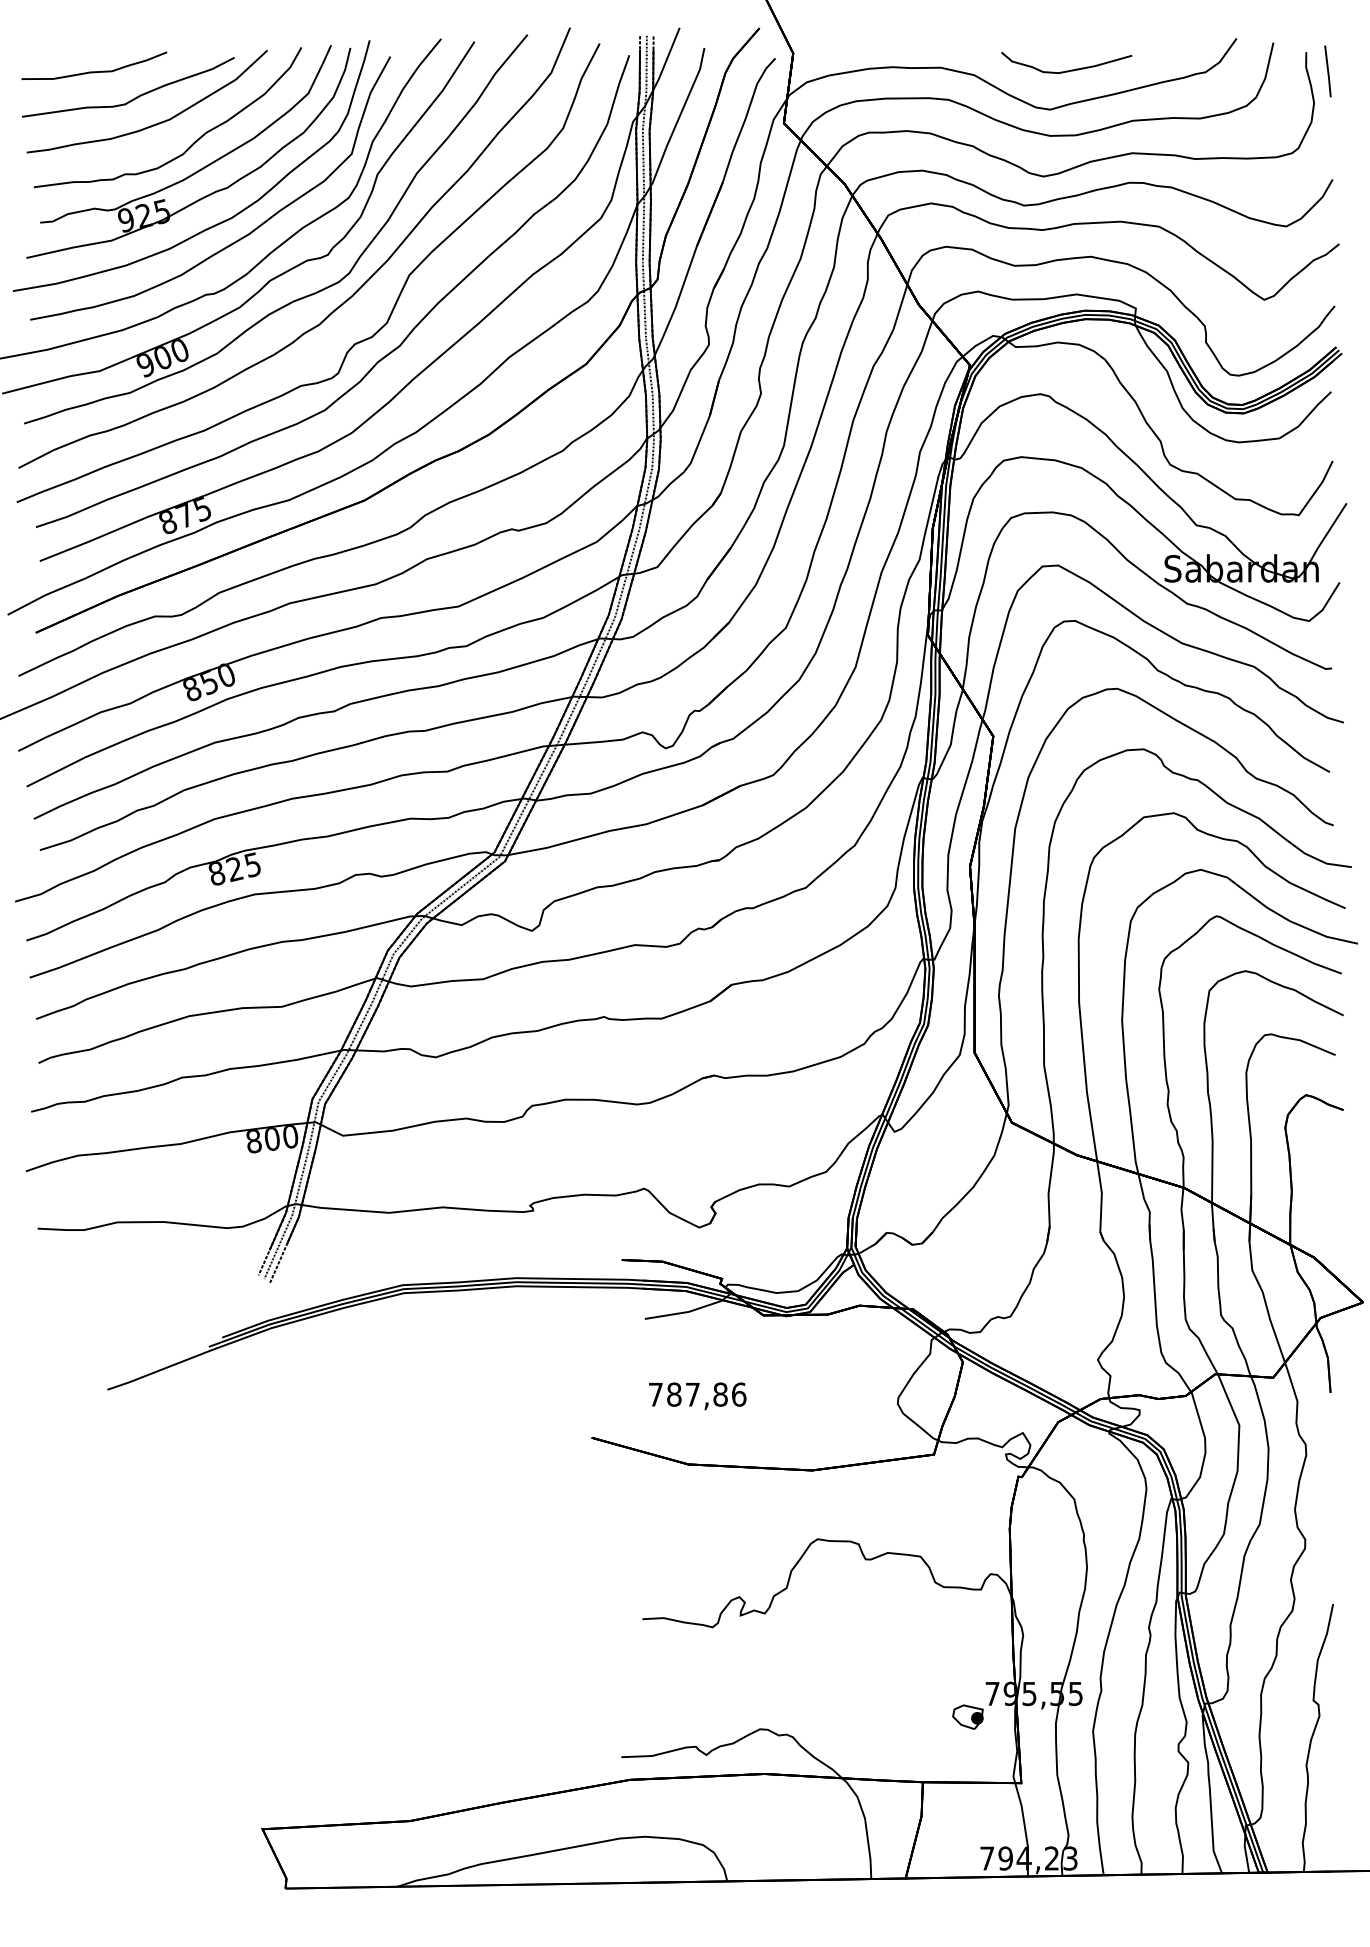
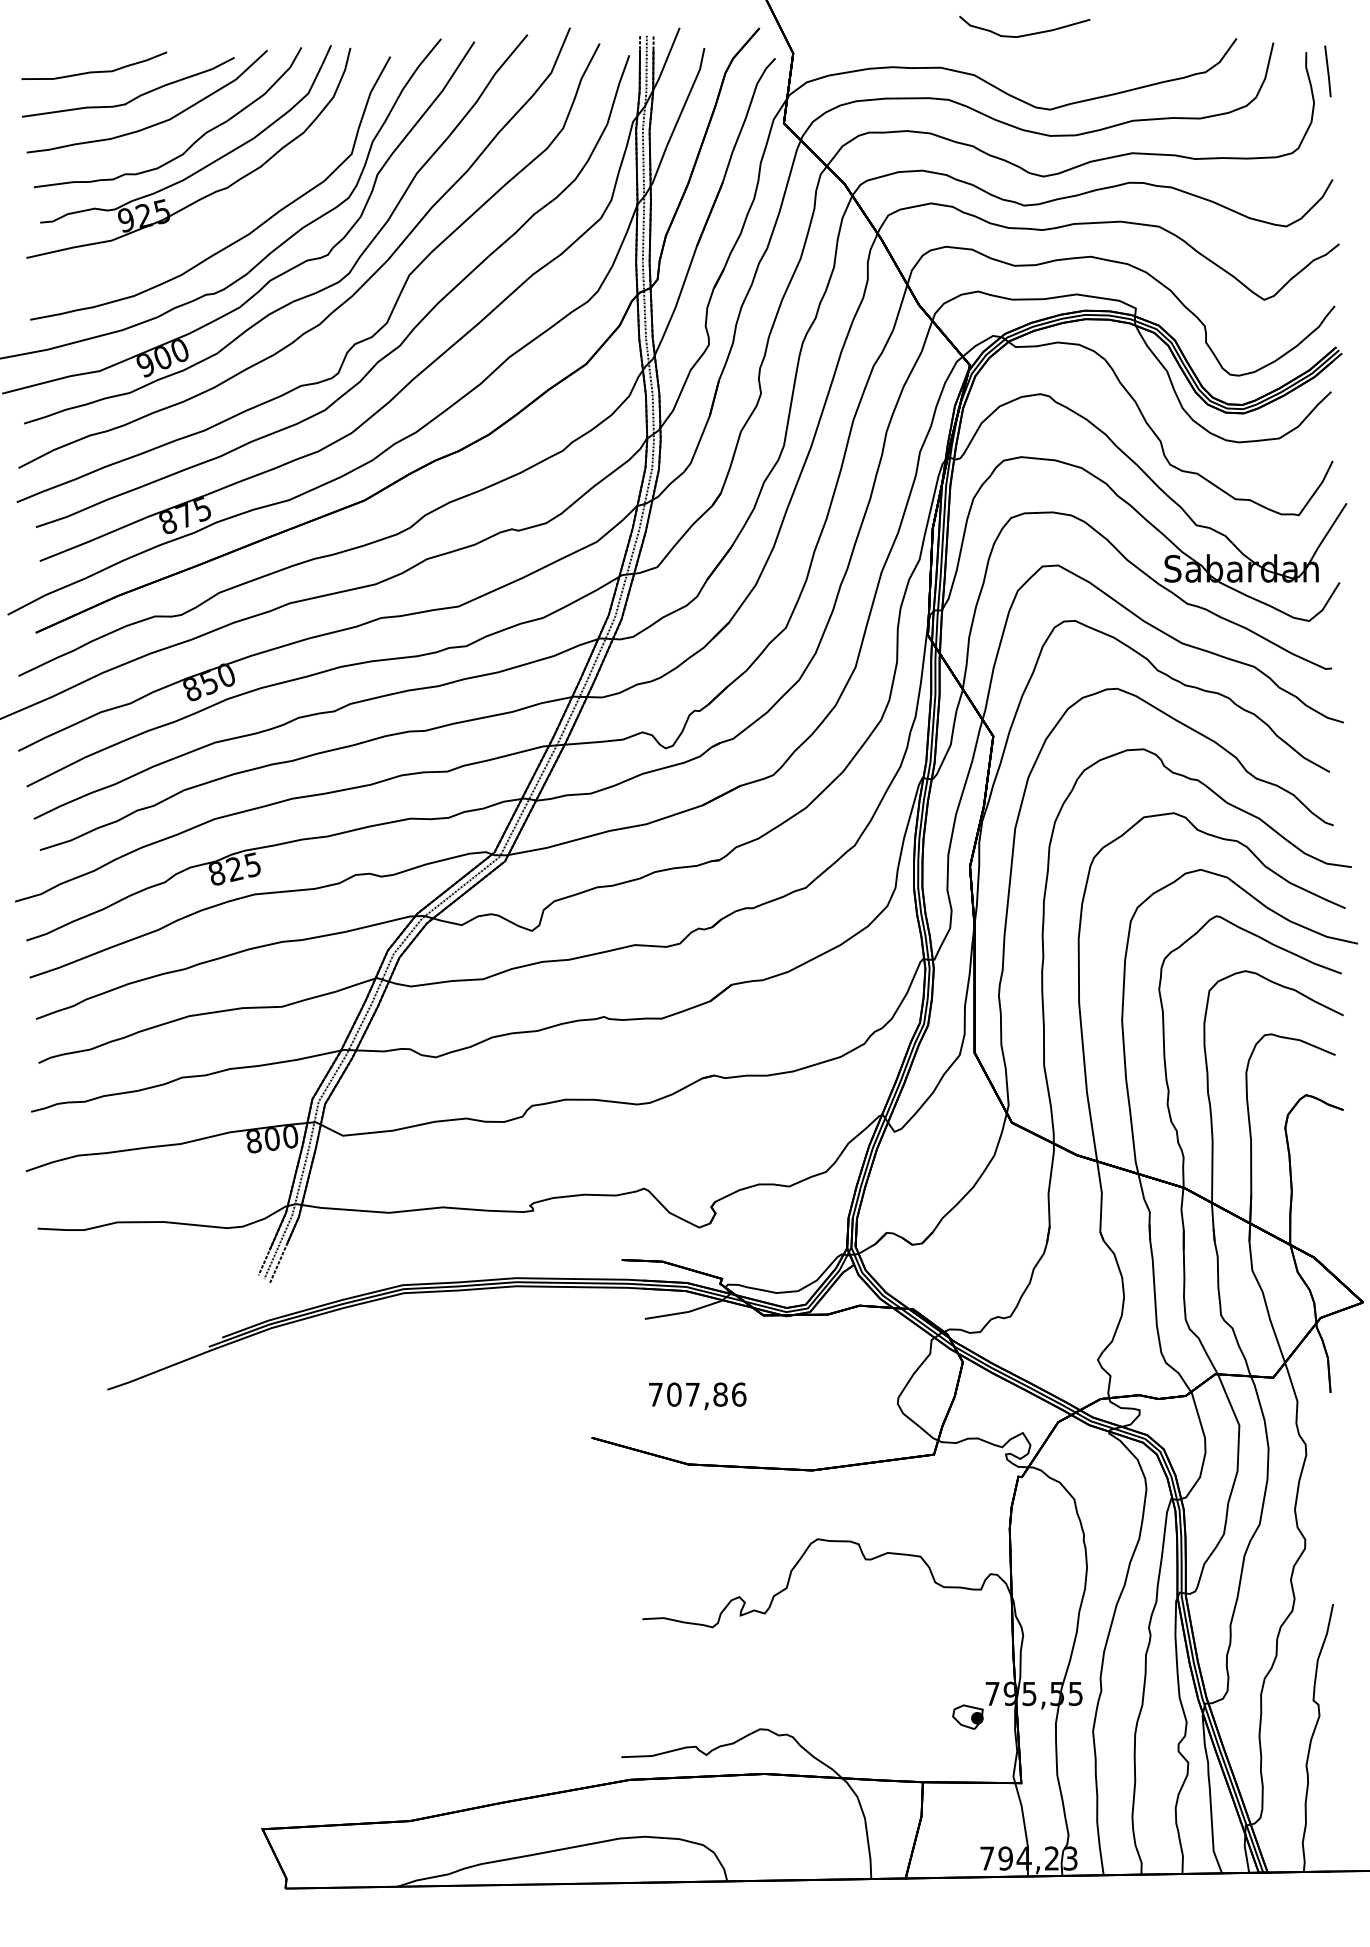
curve position: (1066, 70) -> (1024, 34) (1024, 34)
curve: present -> none (214, 224)
text: 787,86 -> 707,86 (674, 1394)
